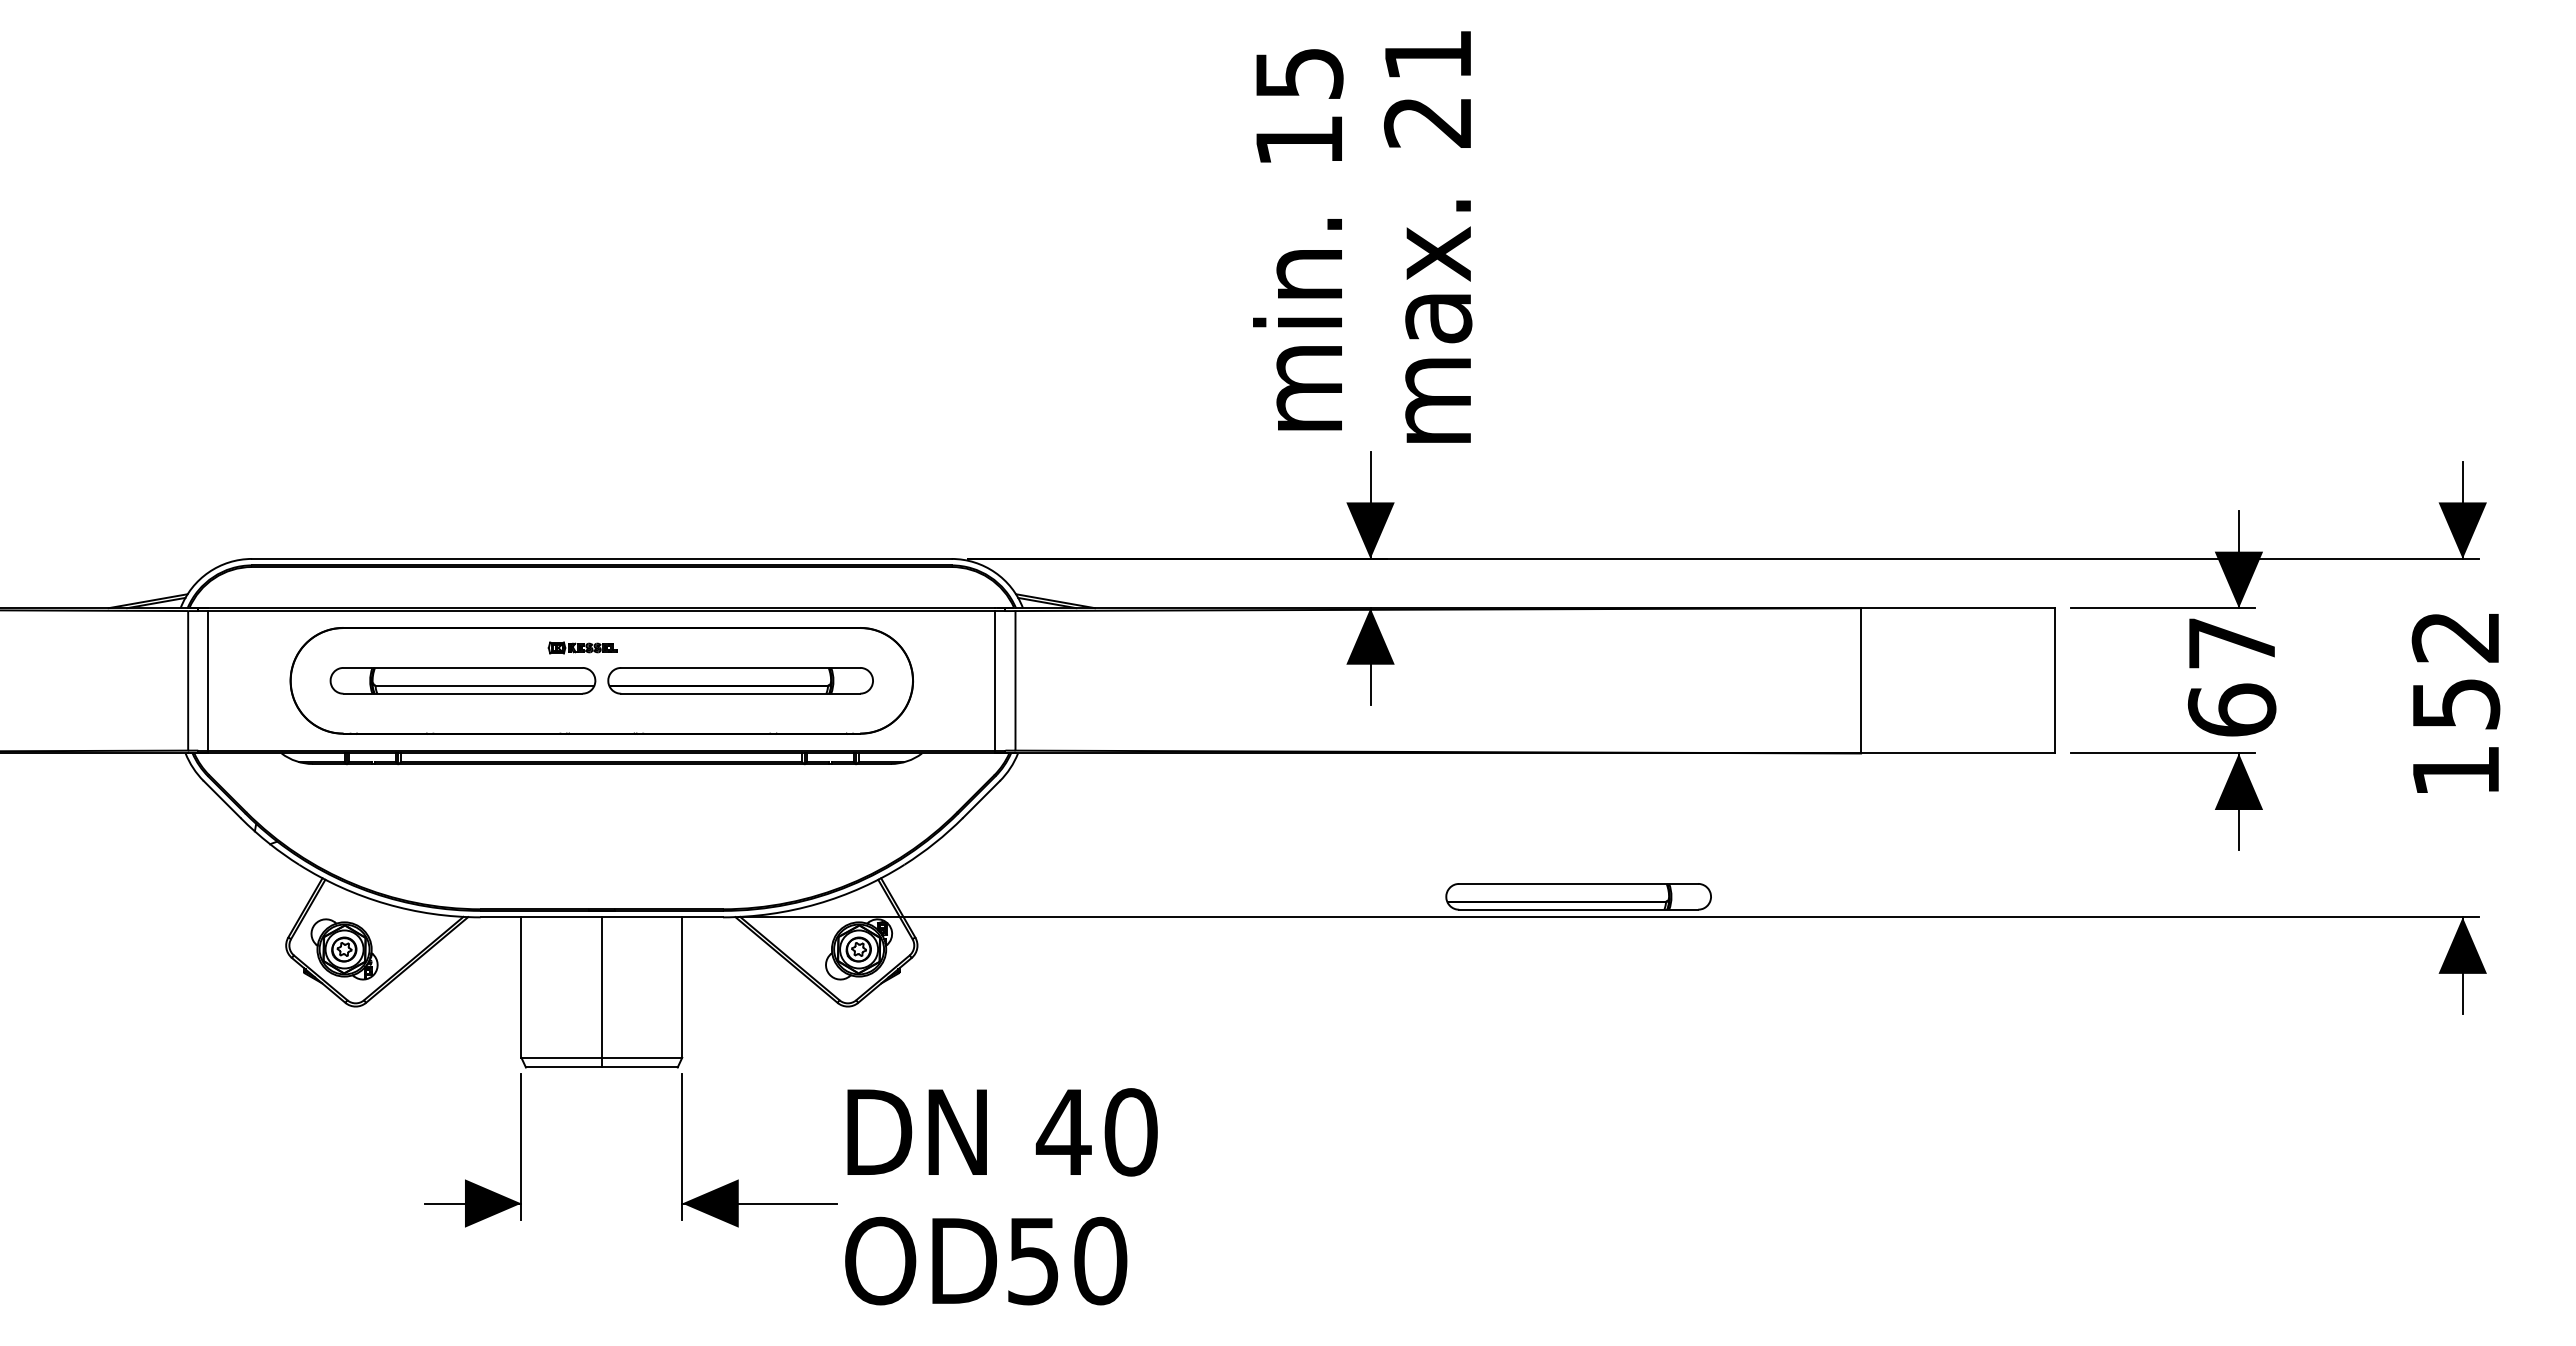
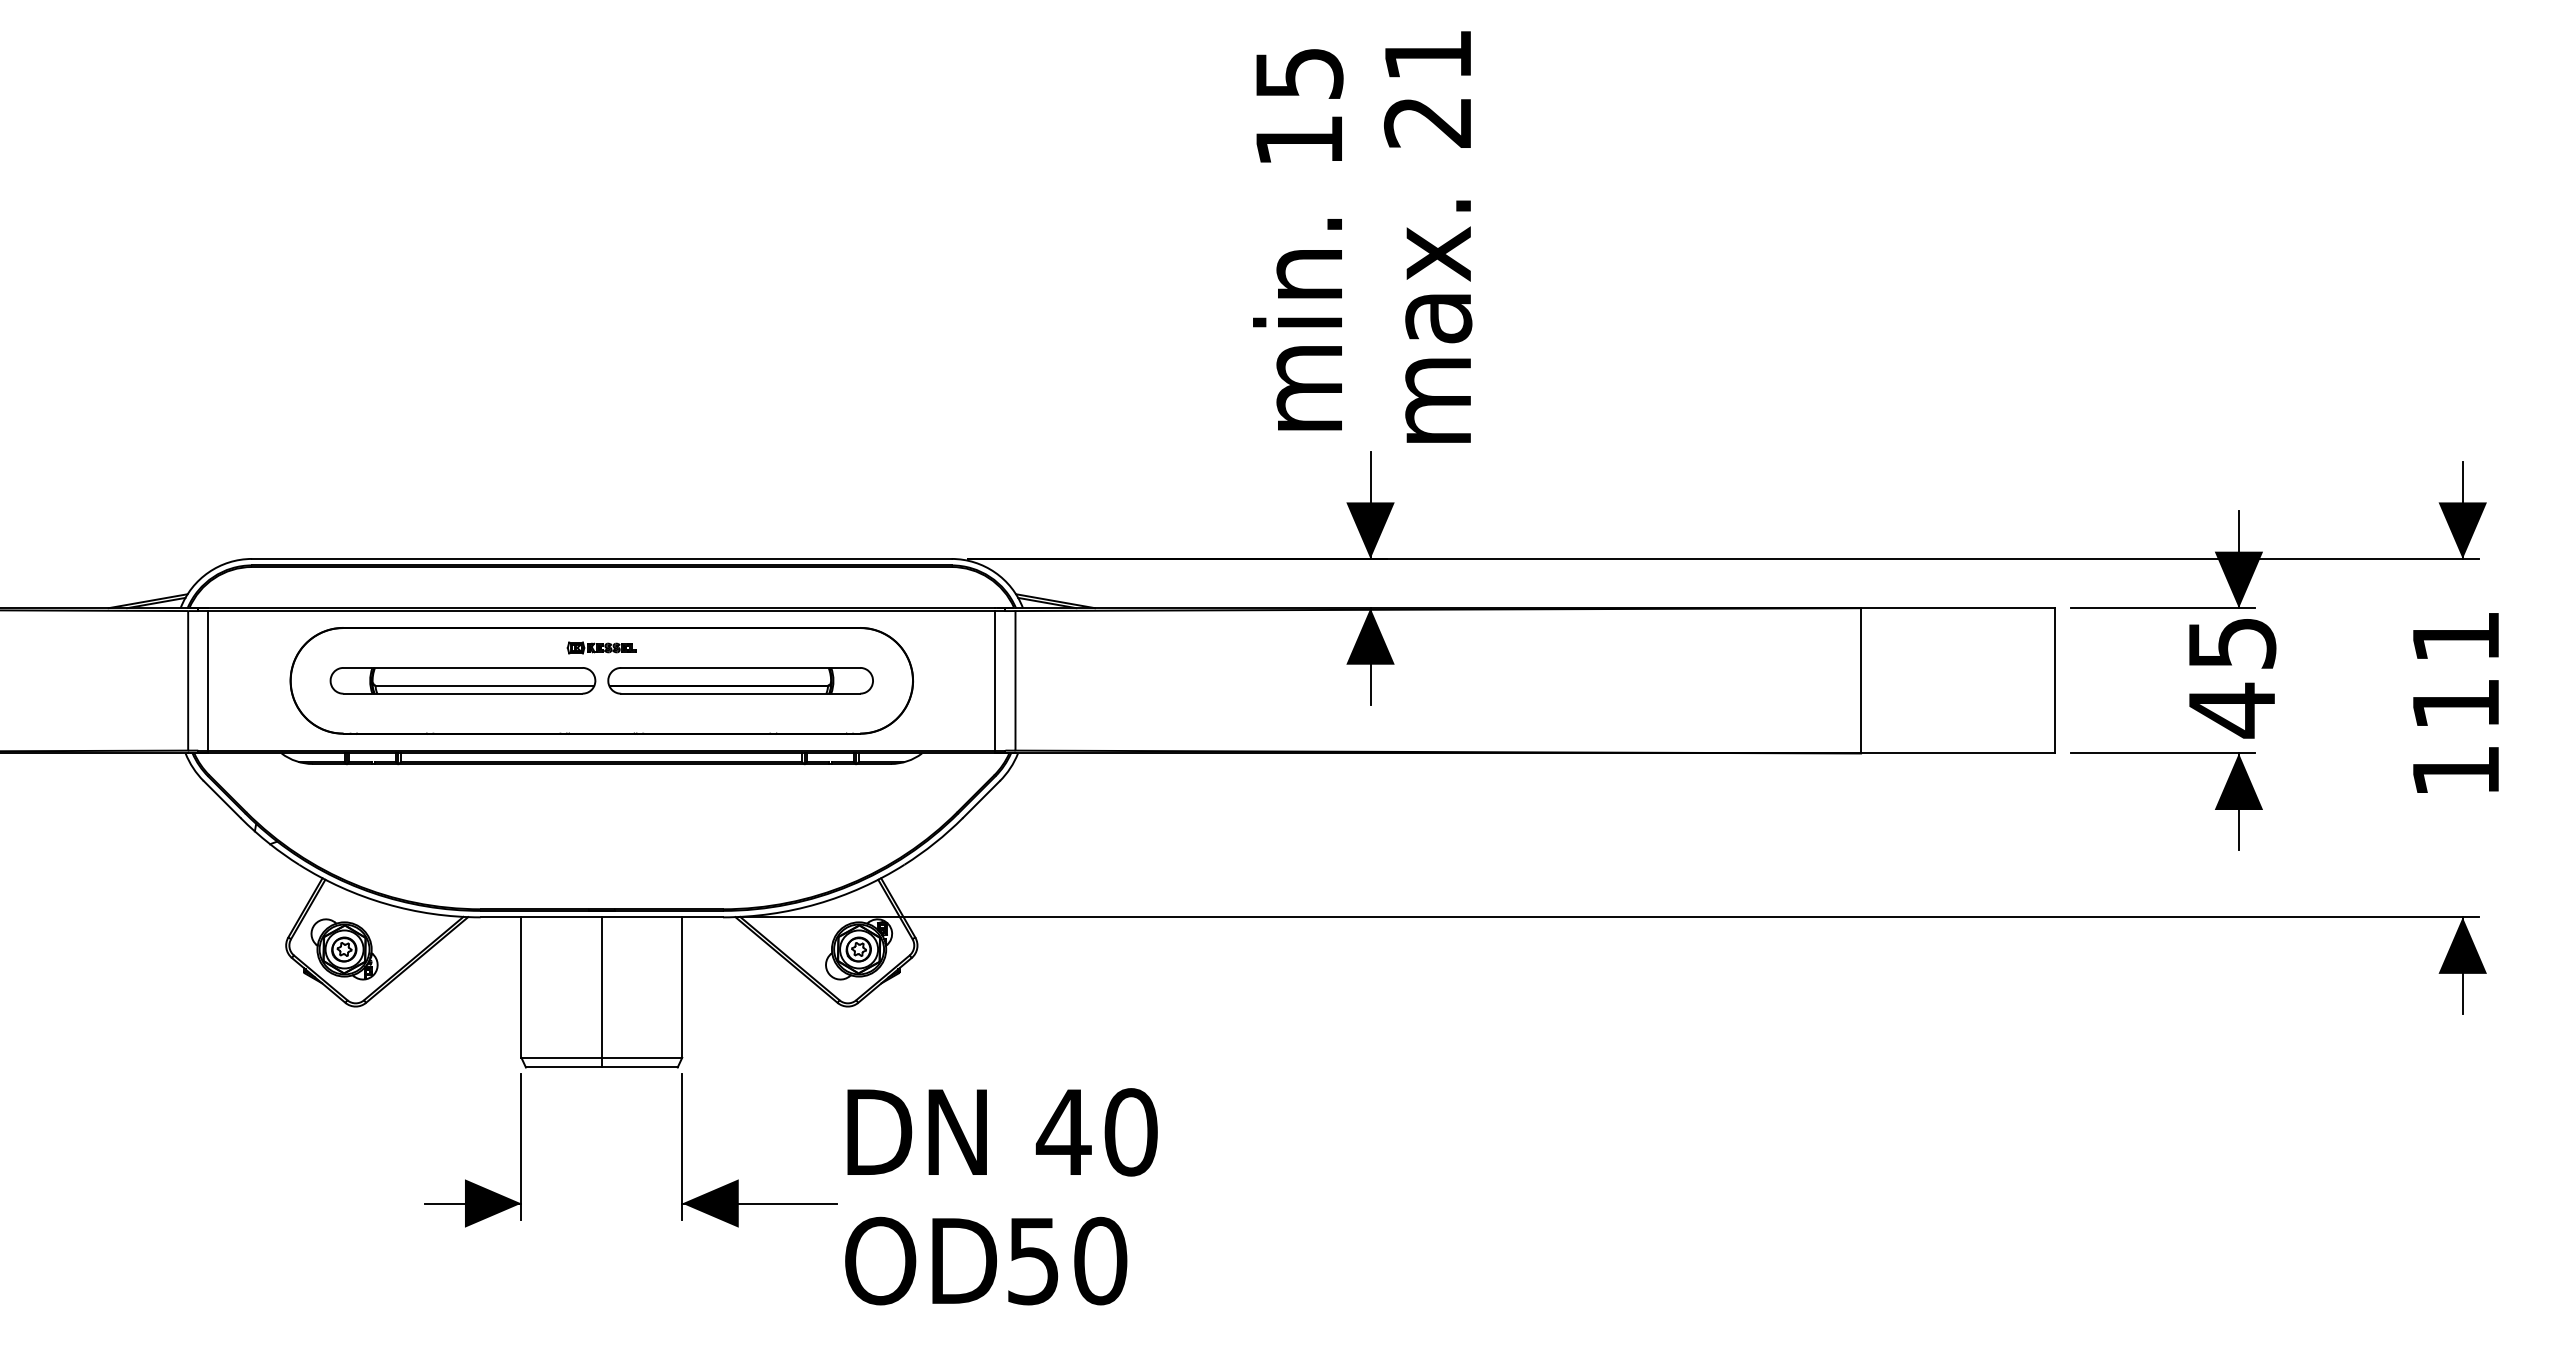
part position: (582, 647) -> (601, 647) (601, 647)
text: 152 -> 111 (2455, 671)
text: 67 -> 45 (2231, 678)
part: present -> none (1578, 896)
